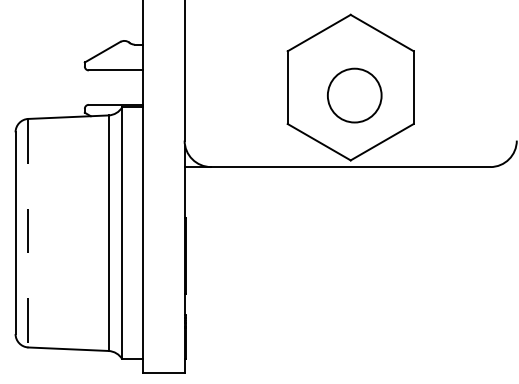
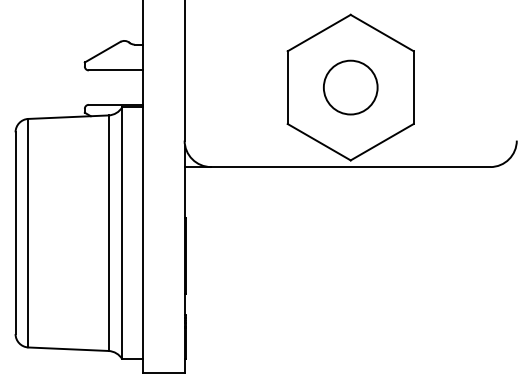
circle position: (354, 95) -> (350, 87) (350, 87)
line: dashed -> solid (28, 233)
